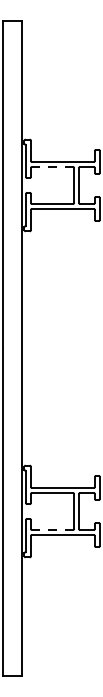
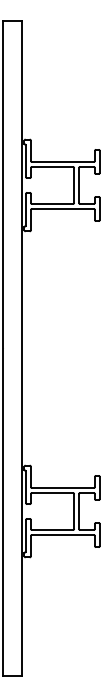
line: dashed -> solid (53, 166)
line: dashed -> solid (52, 530)
